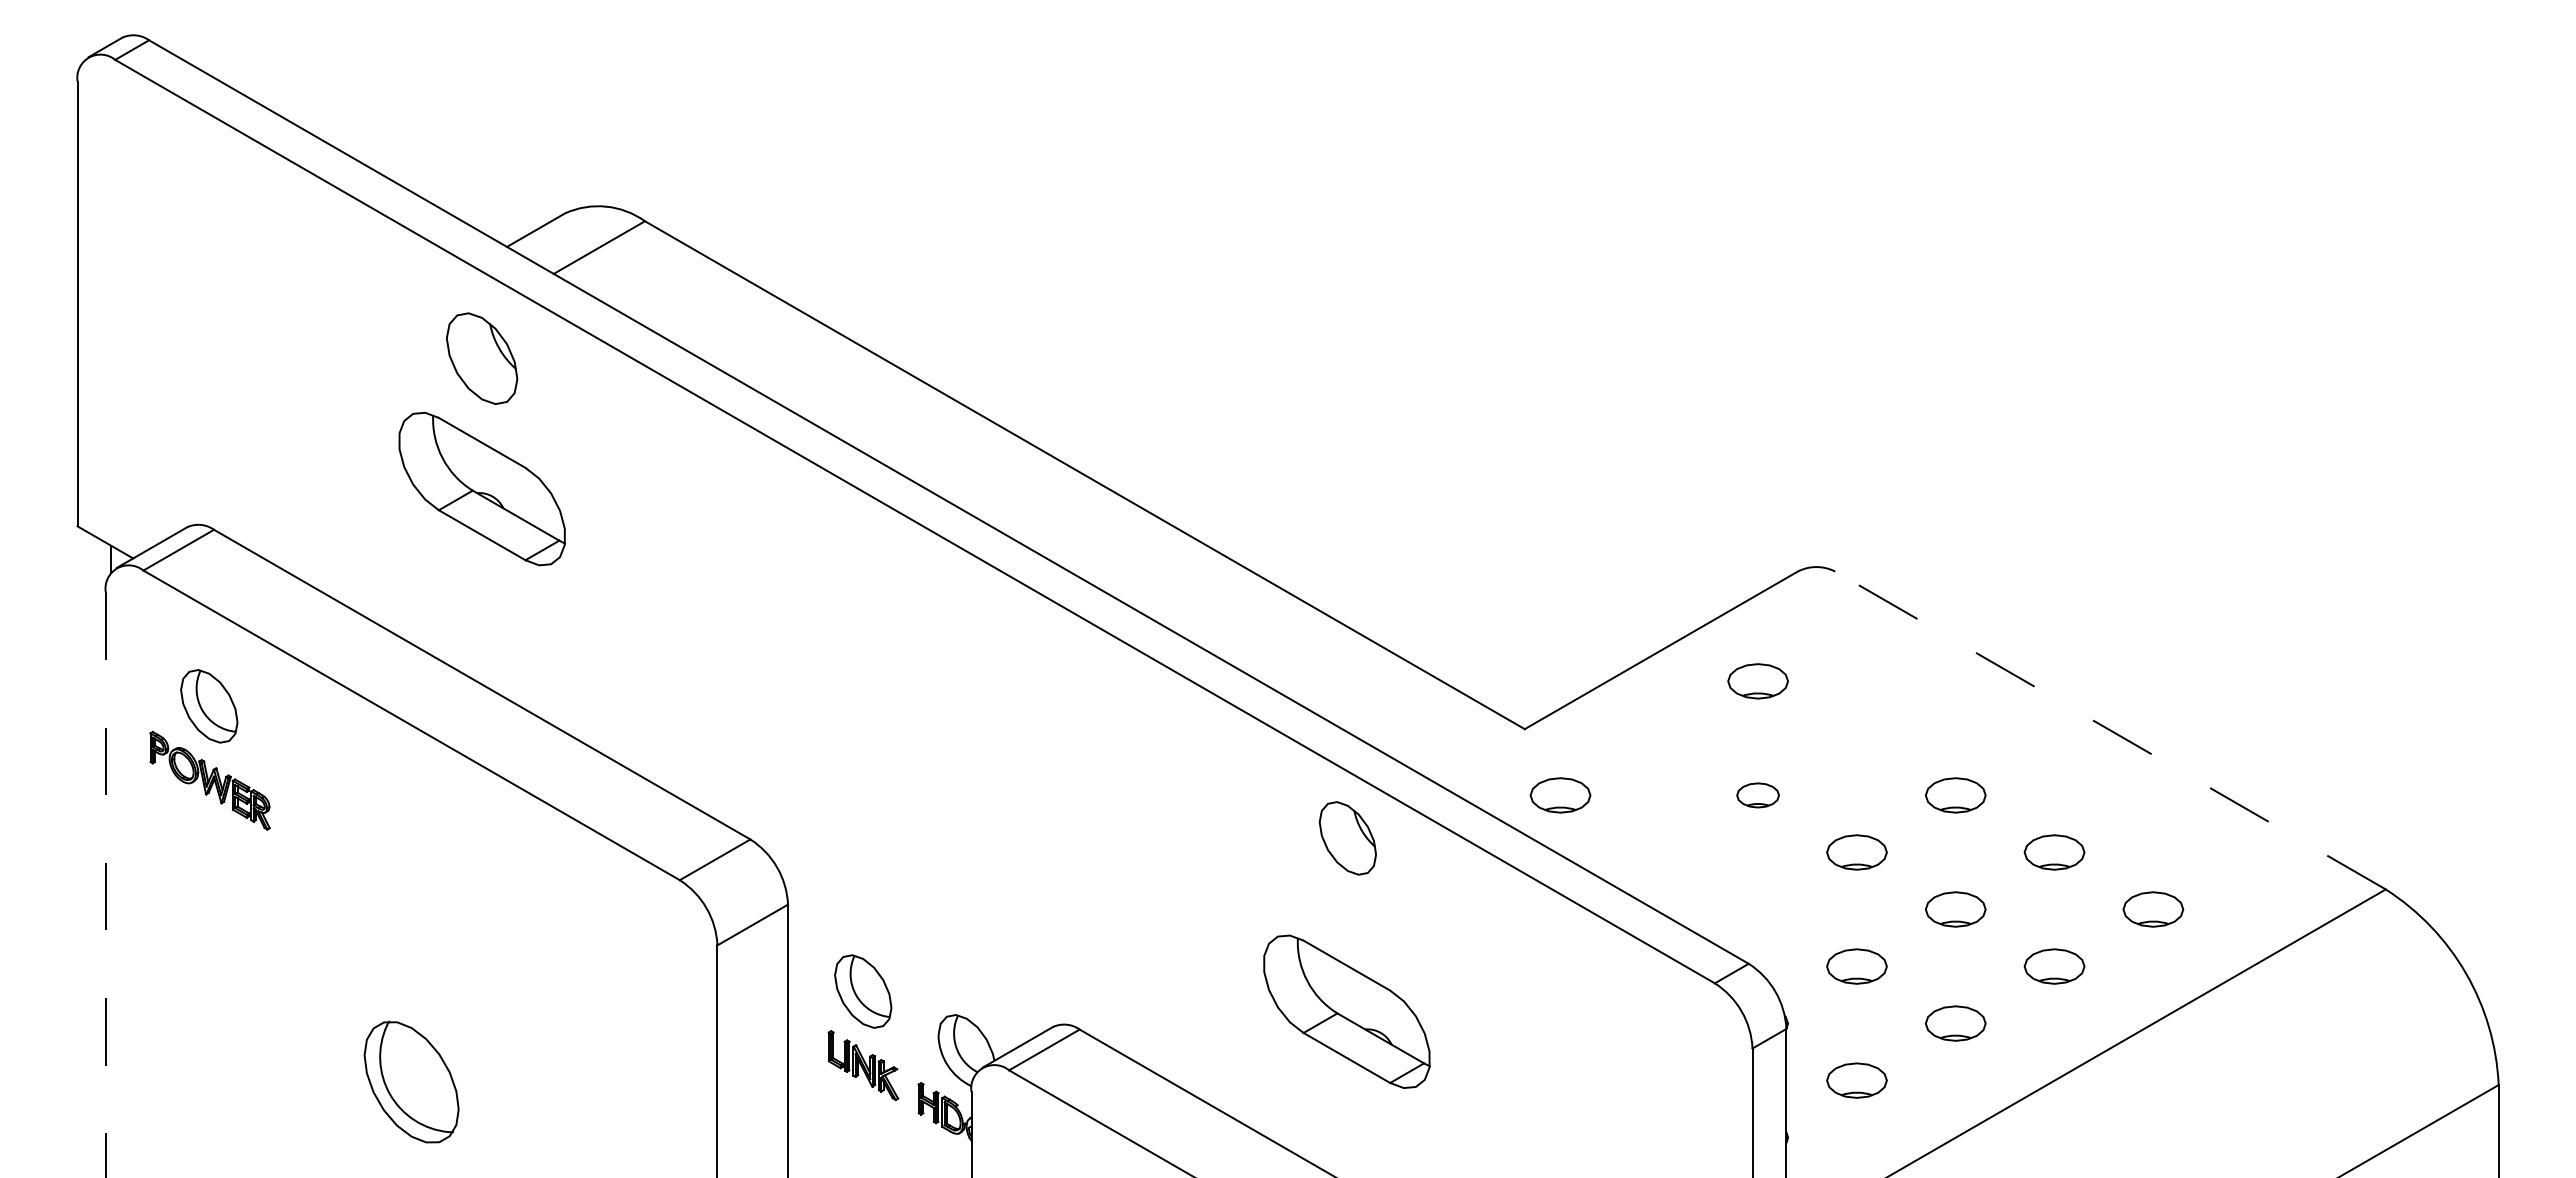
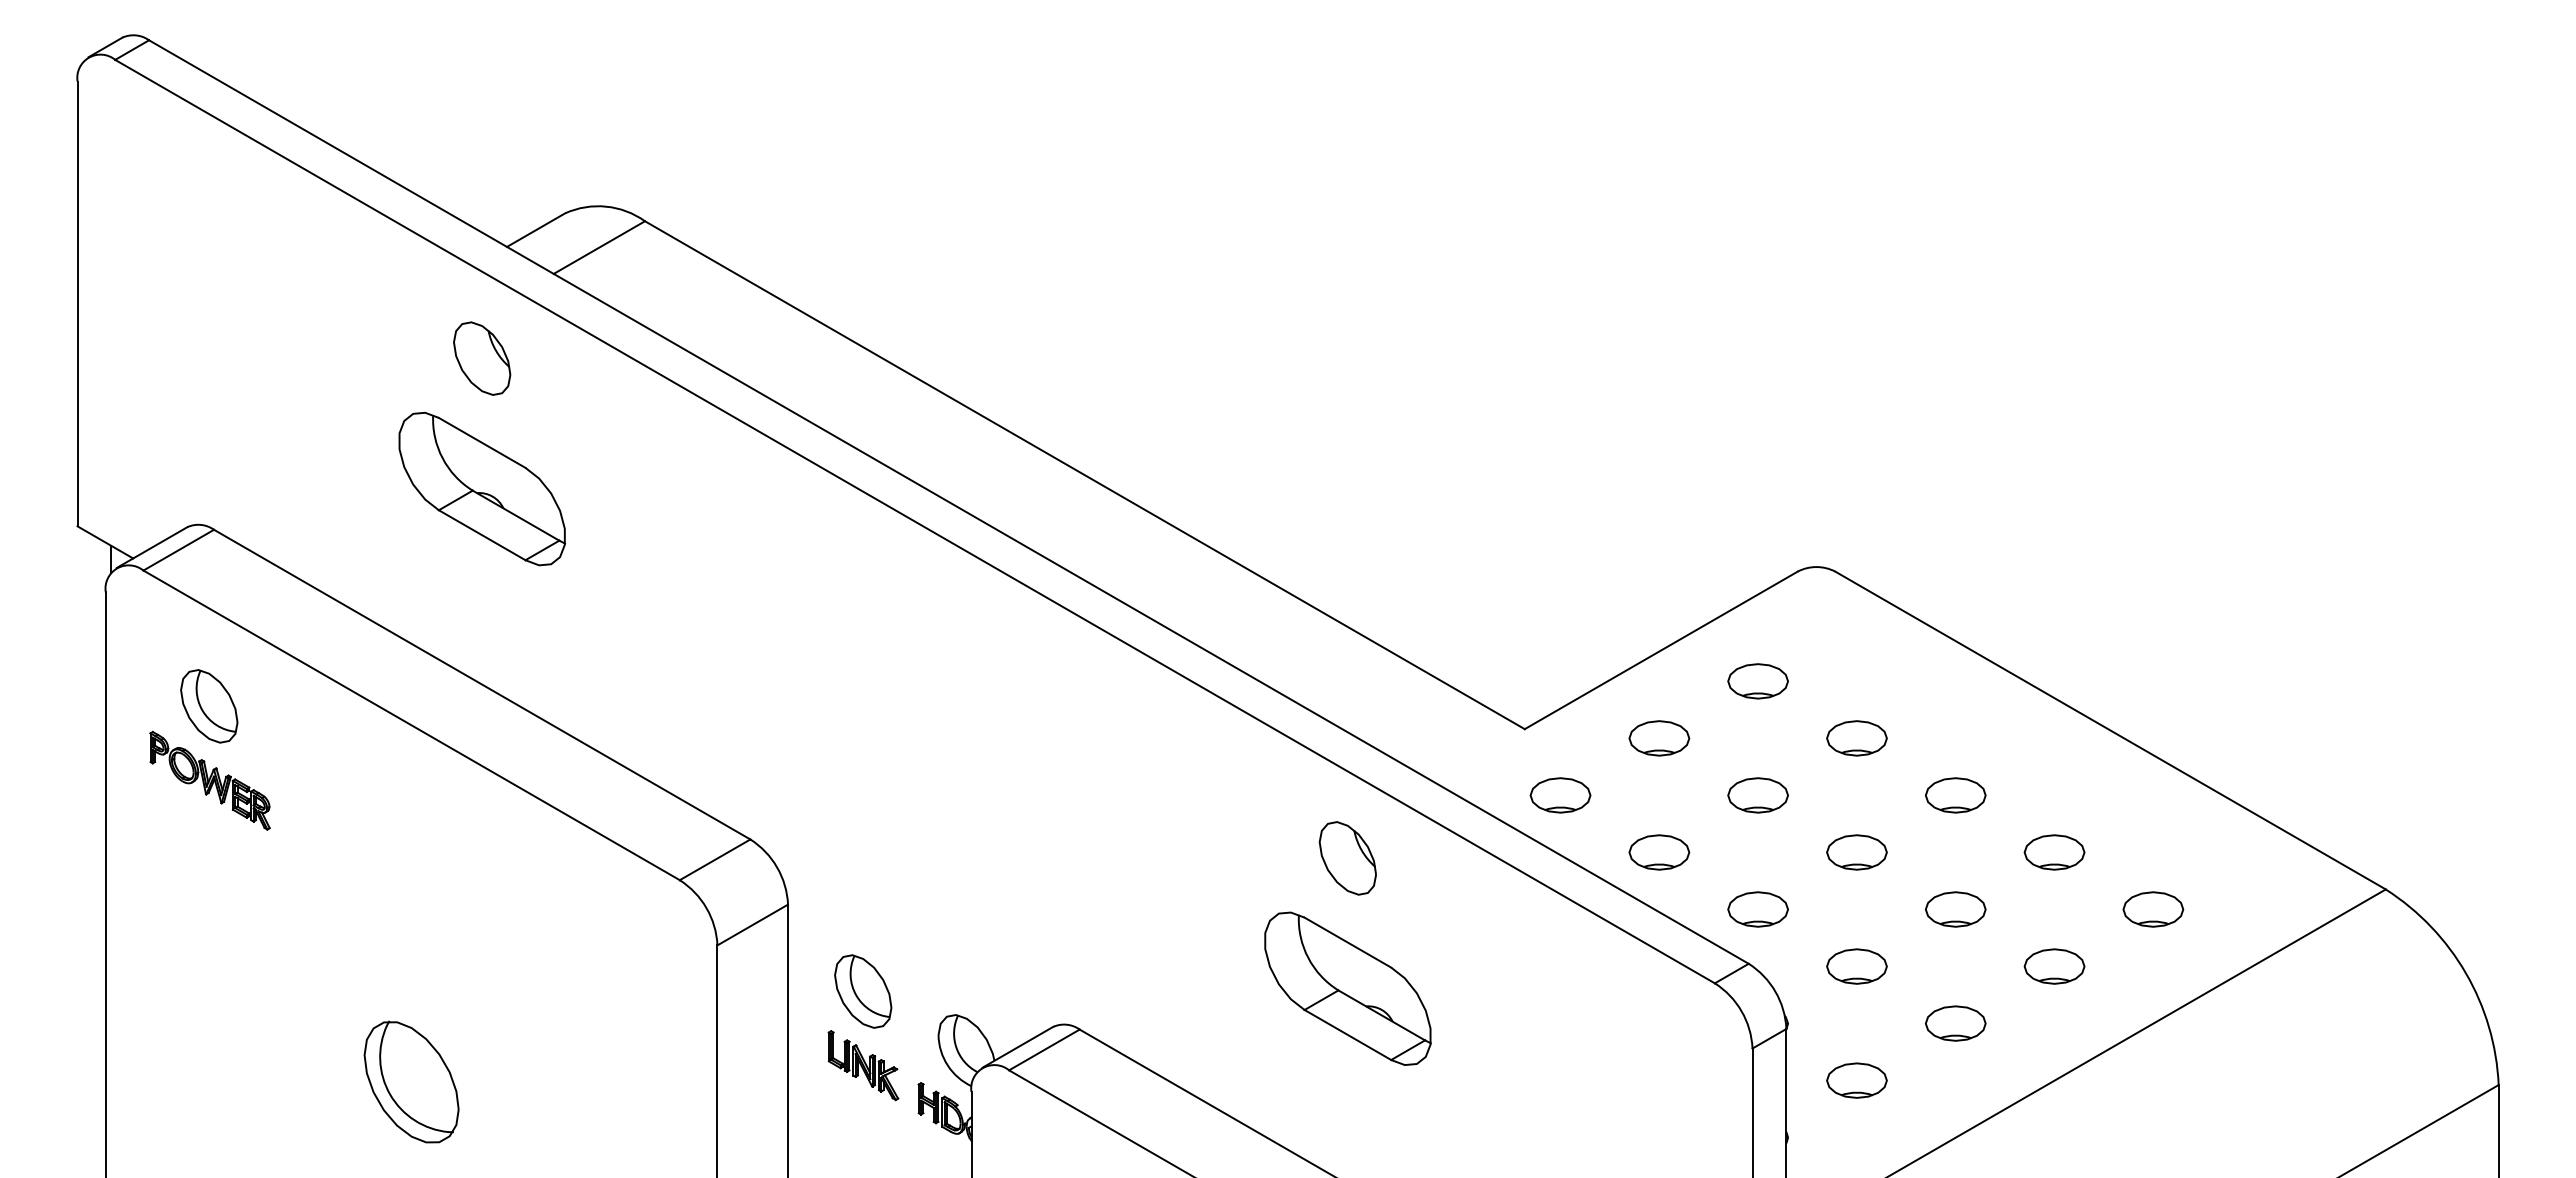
part size: 73x93 px -> 59x75 px (482, 358)
line: dashed -> solid (2110, 730)
part: none -> present (1659, 738)
part: none -> present (1856, 738)
part size: 44x27 px -> 62x37 px (1757, 795)
part position: (1347, 838) -> (1347, 858) (1347, 858)
part: none -> present (1659, 852)
line: dashed -> solid (105, 885)
part: none -> present (1757, 909)
part position: (1346, 1011) -> (1347, 988) (1347, 988)
